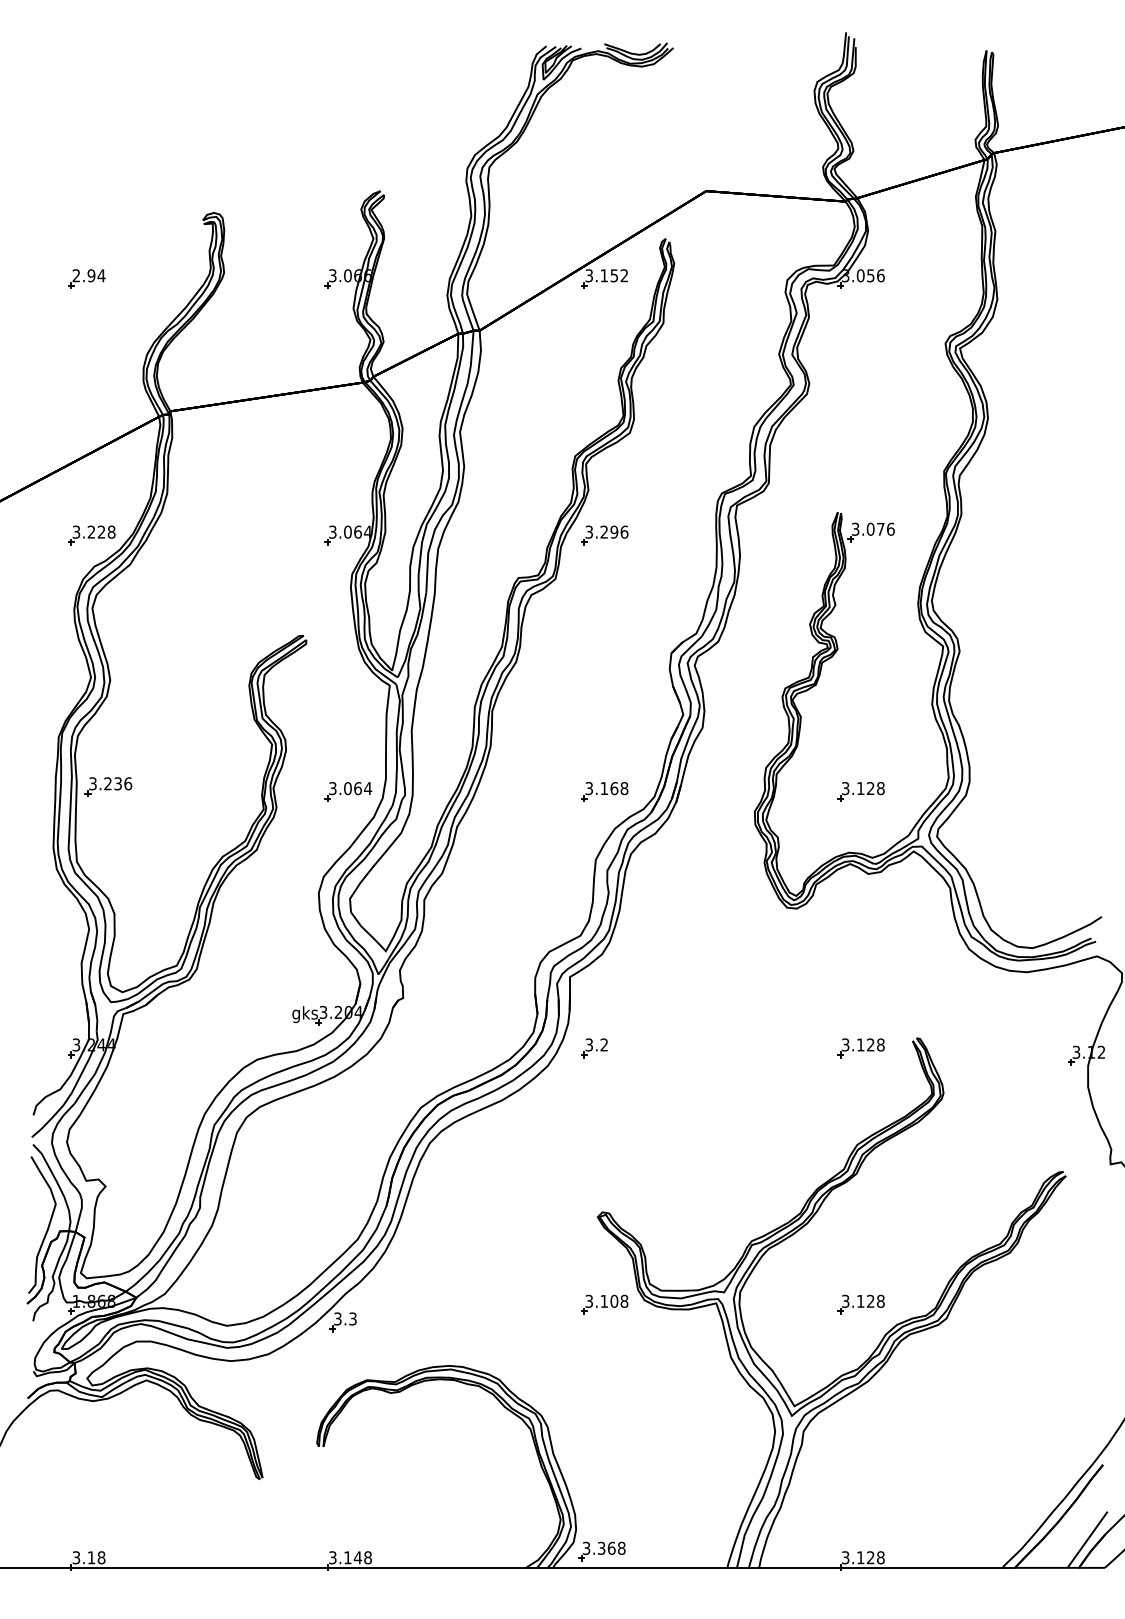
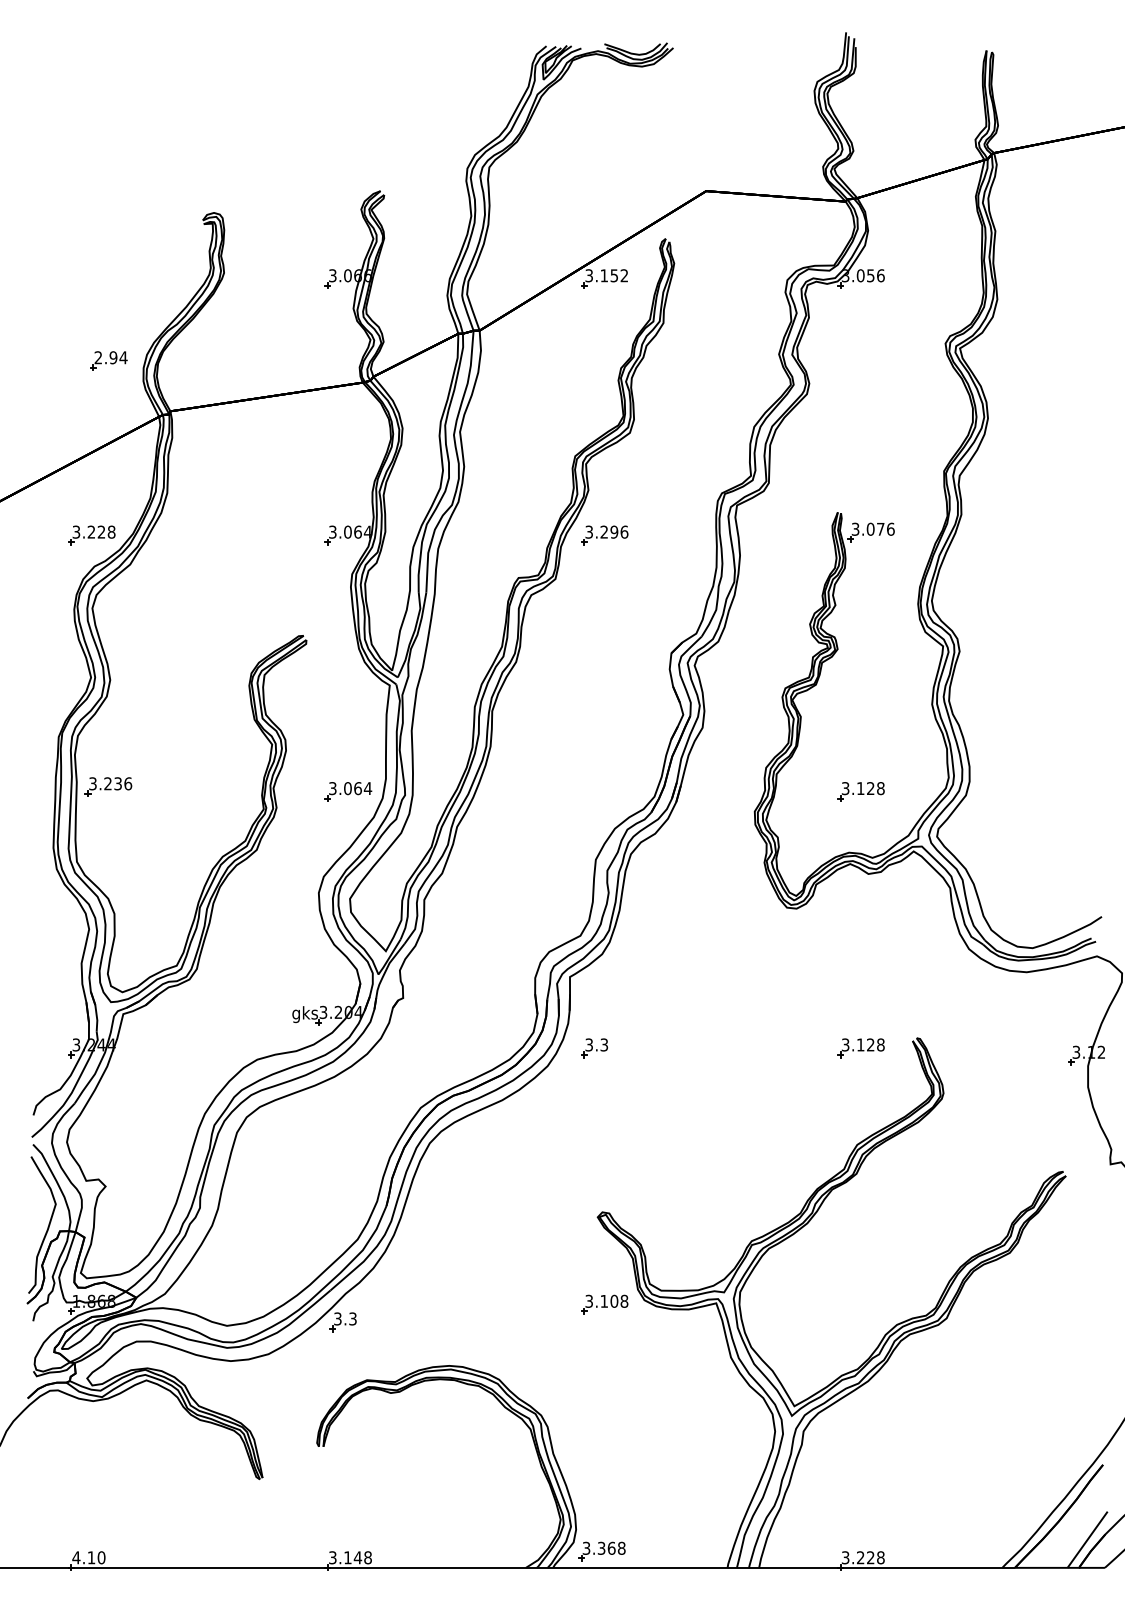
part position: (86, 278) -> (108, 360) (108, 360)
part: present -> none (604, 791)
text: 3.2 -> 3.3 (604, 1044)
part: present -> none (860, 1304)
text: 3.18 -> 4.10 (88, 1557)
text: 3.128 -> 3.228 (860, 1557)
